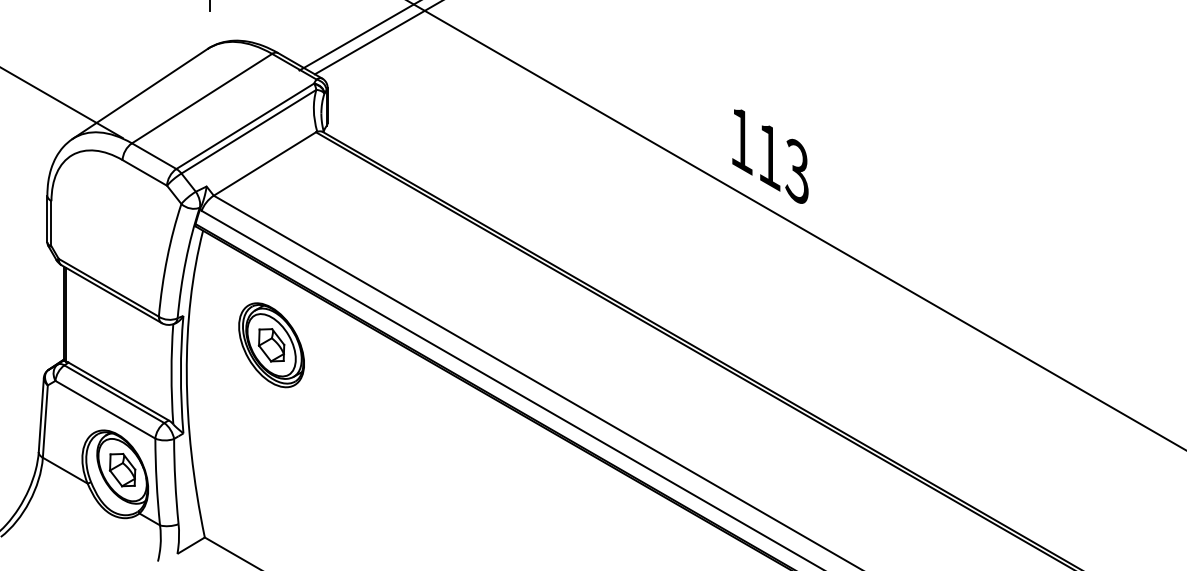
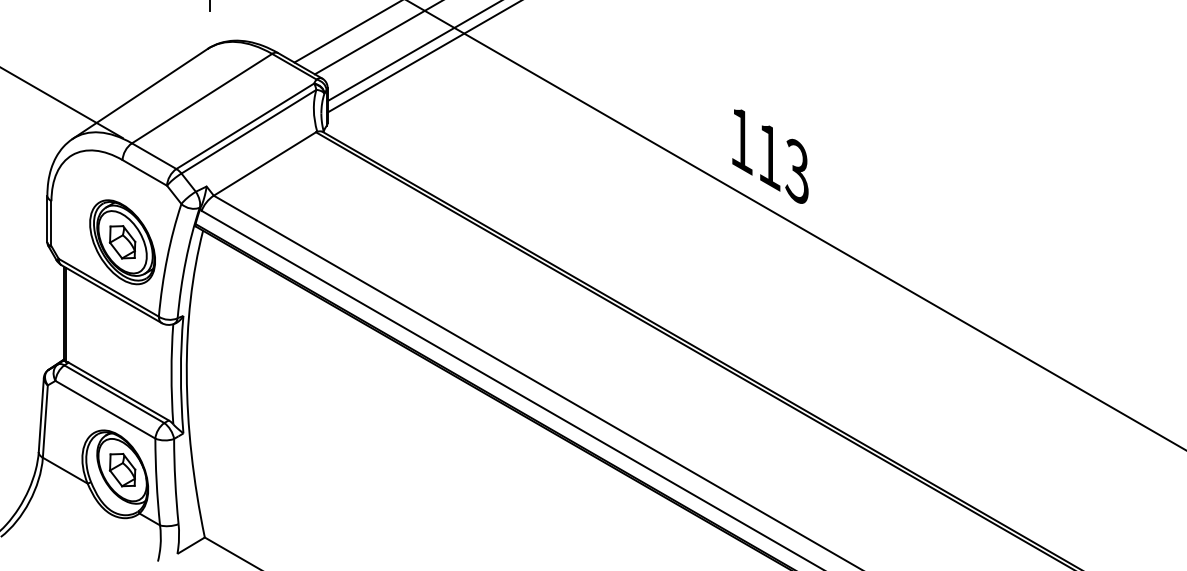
line position: (358, 36) -> (346, 32) (346, 32)
line: none -> present (413, 51)
line: none -> present (423, 57)
part position: (271, 345) -> (122, 242) (122, 242)
